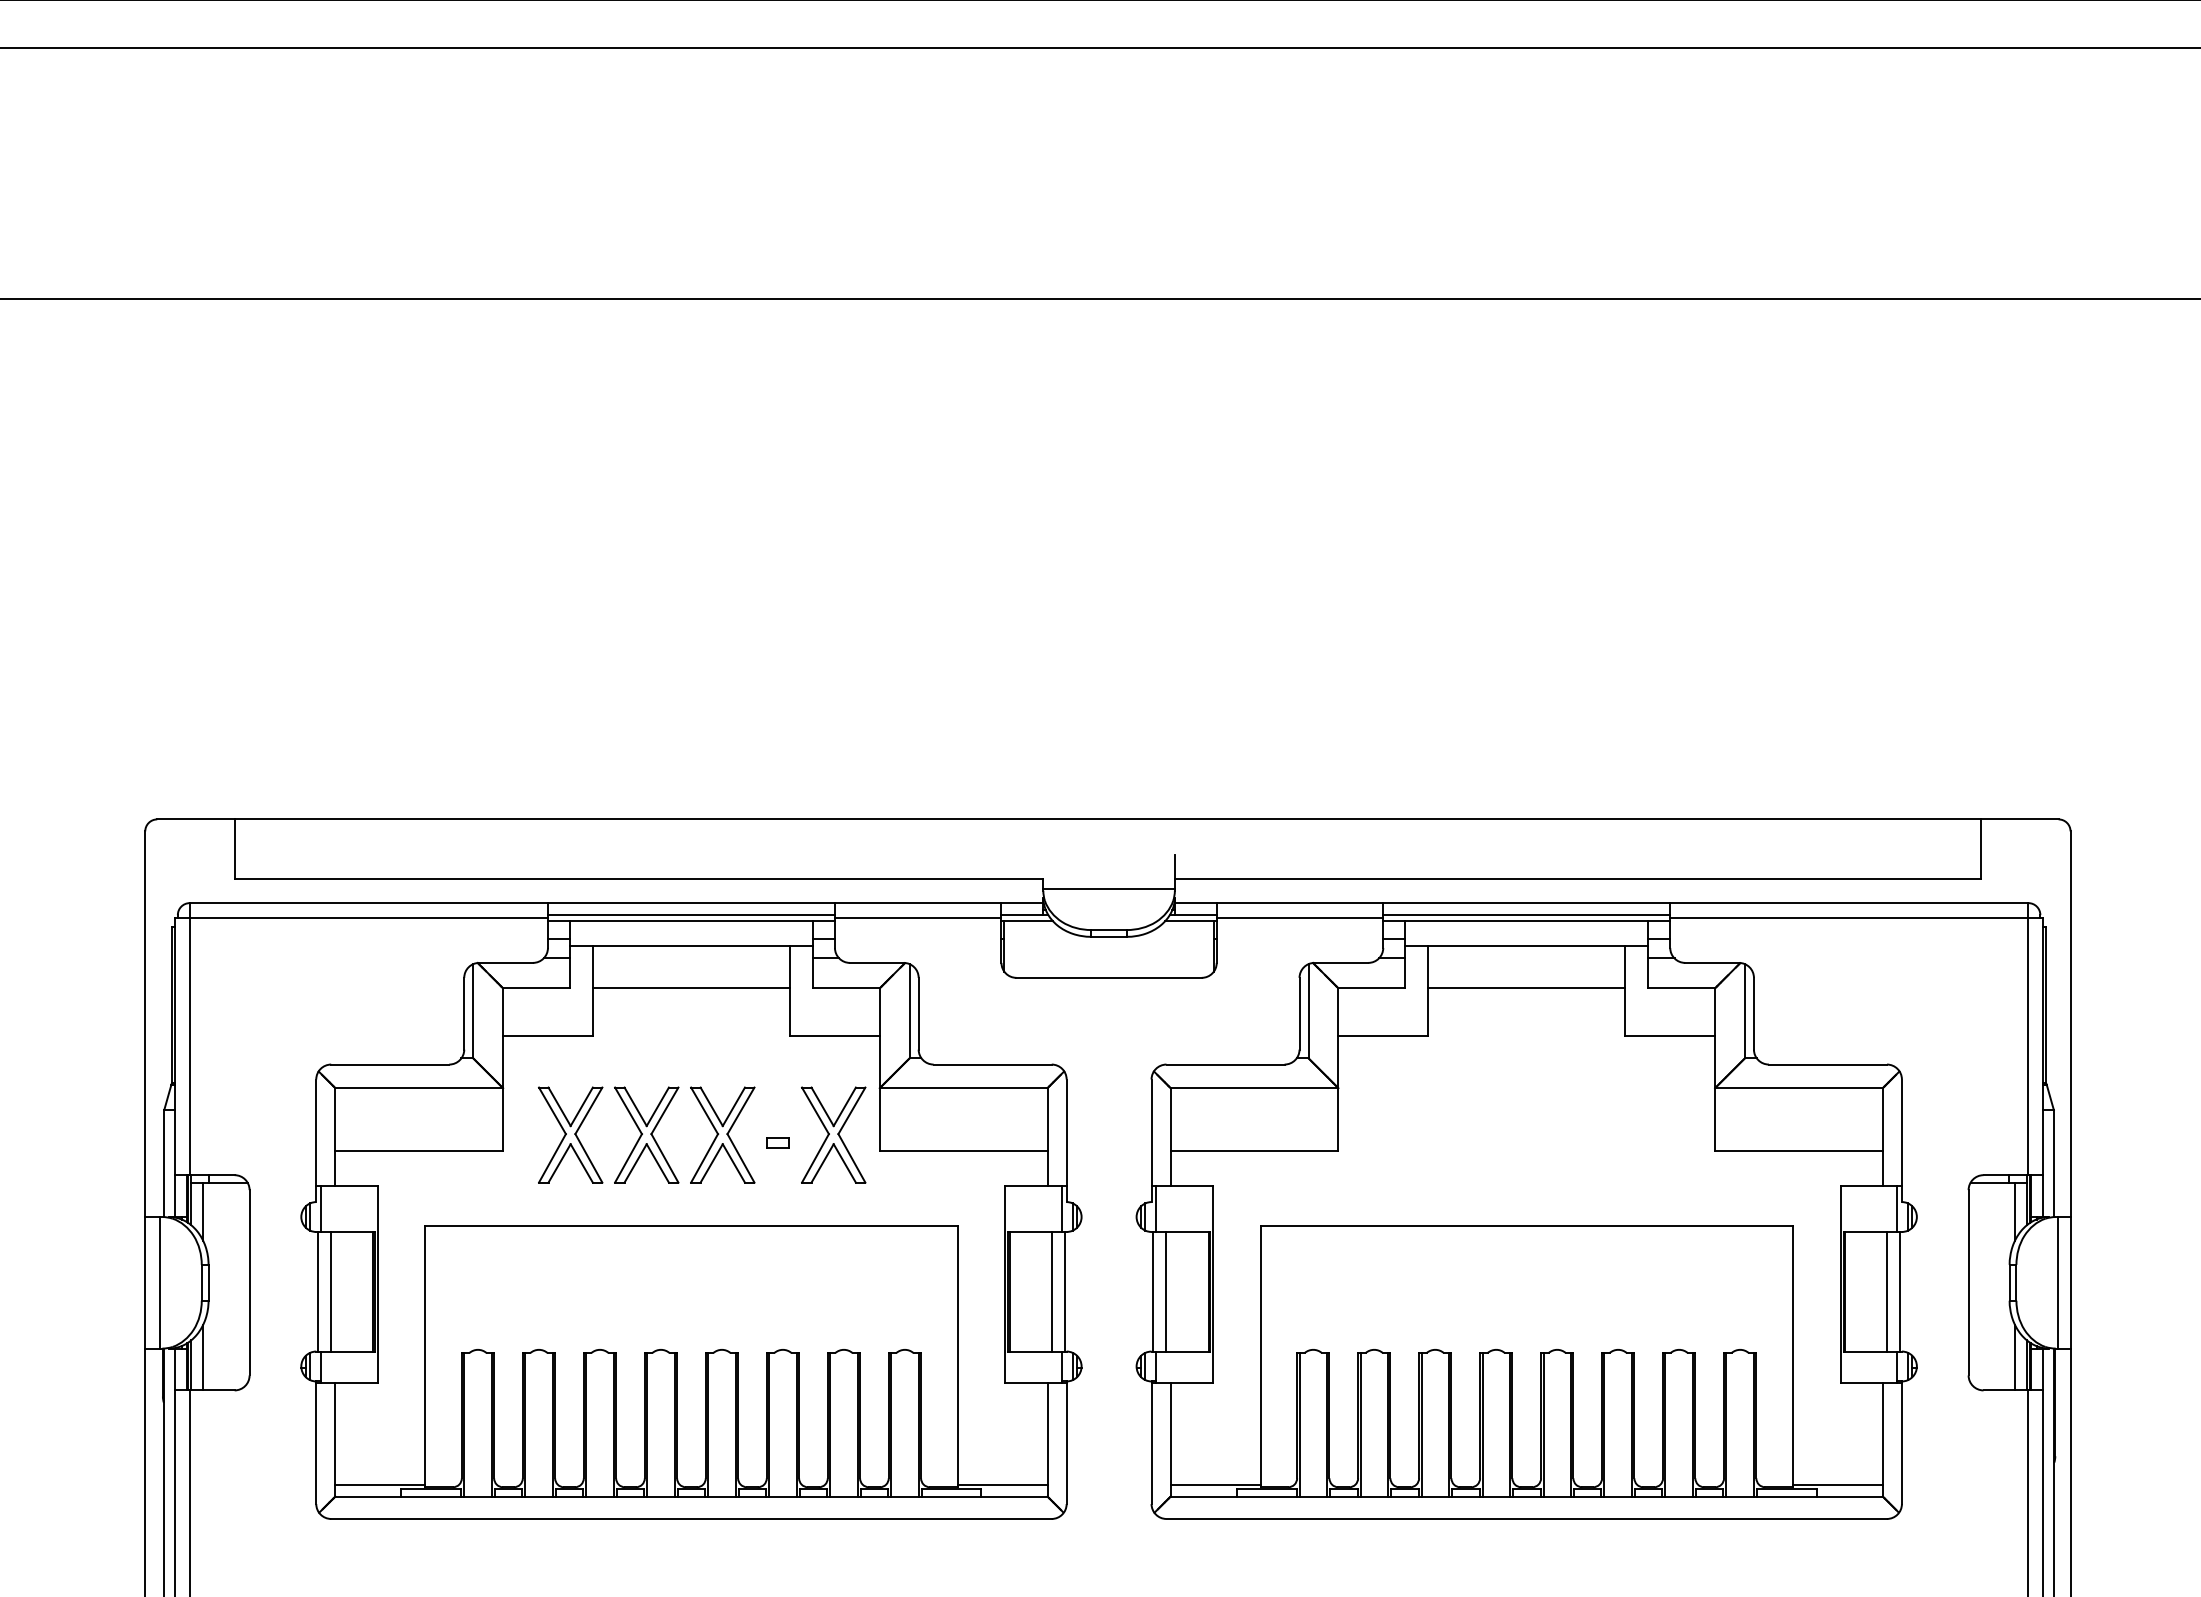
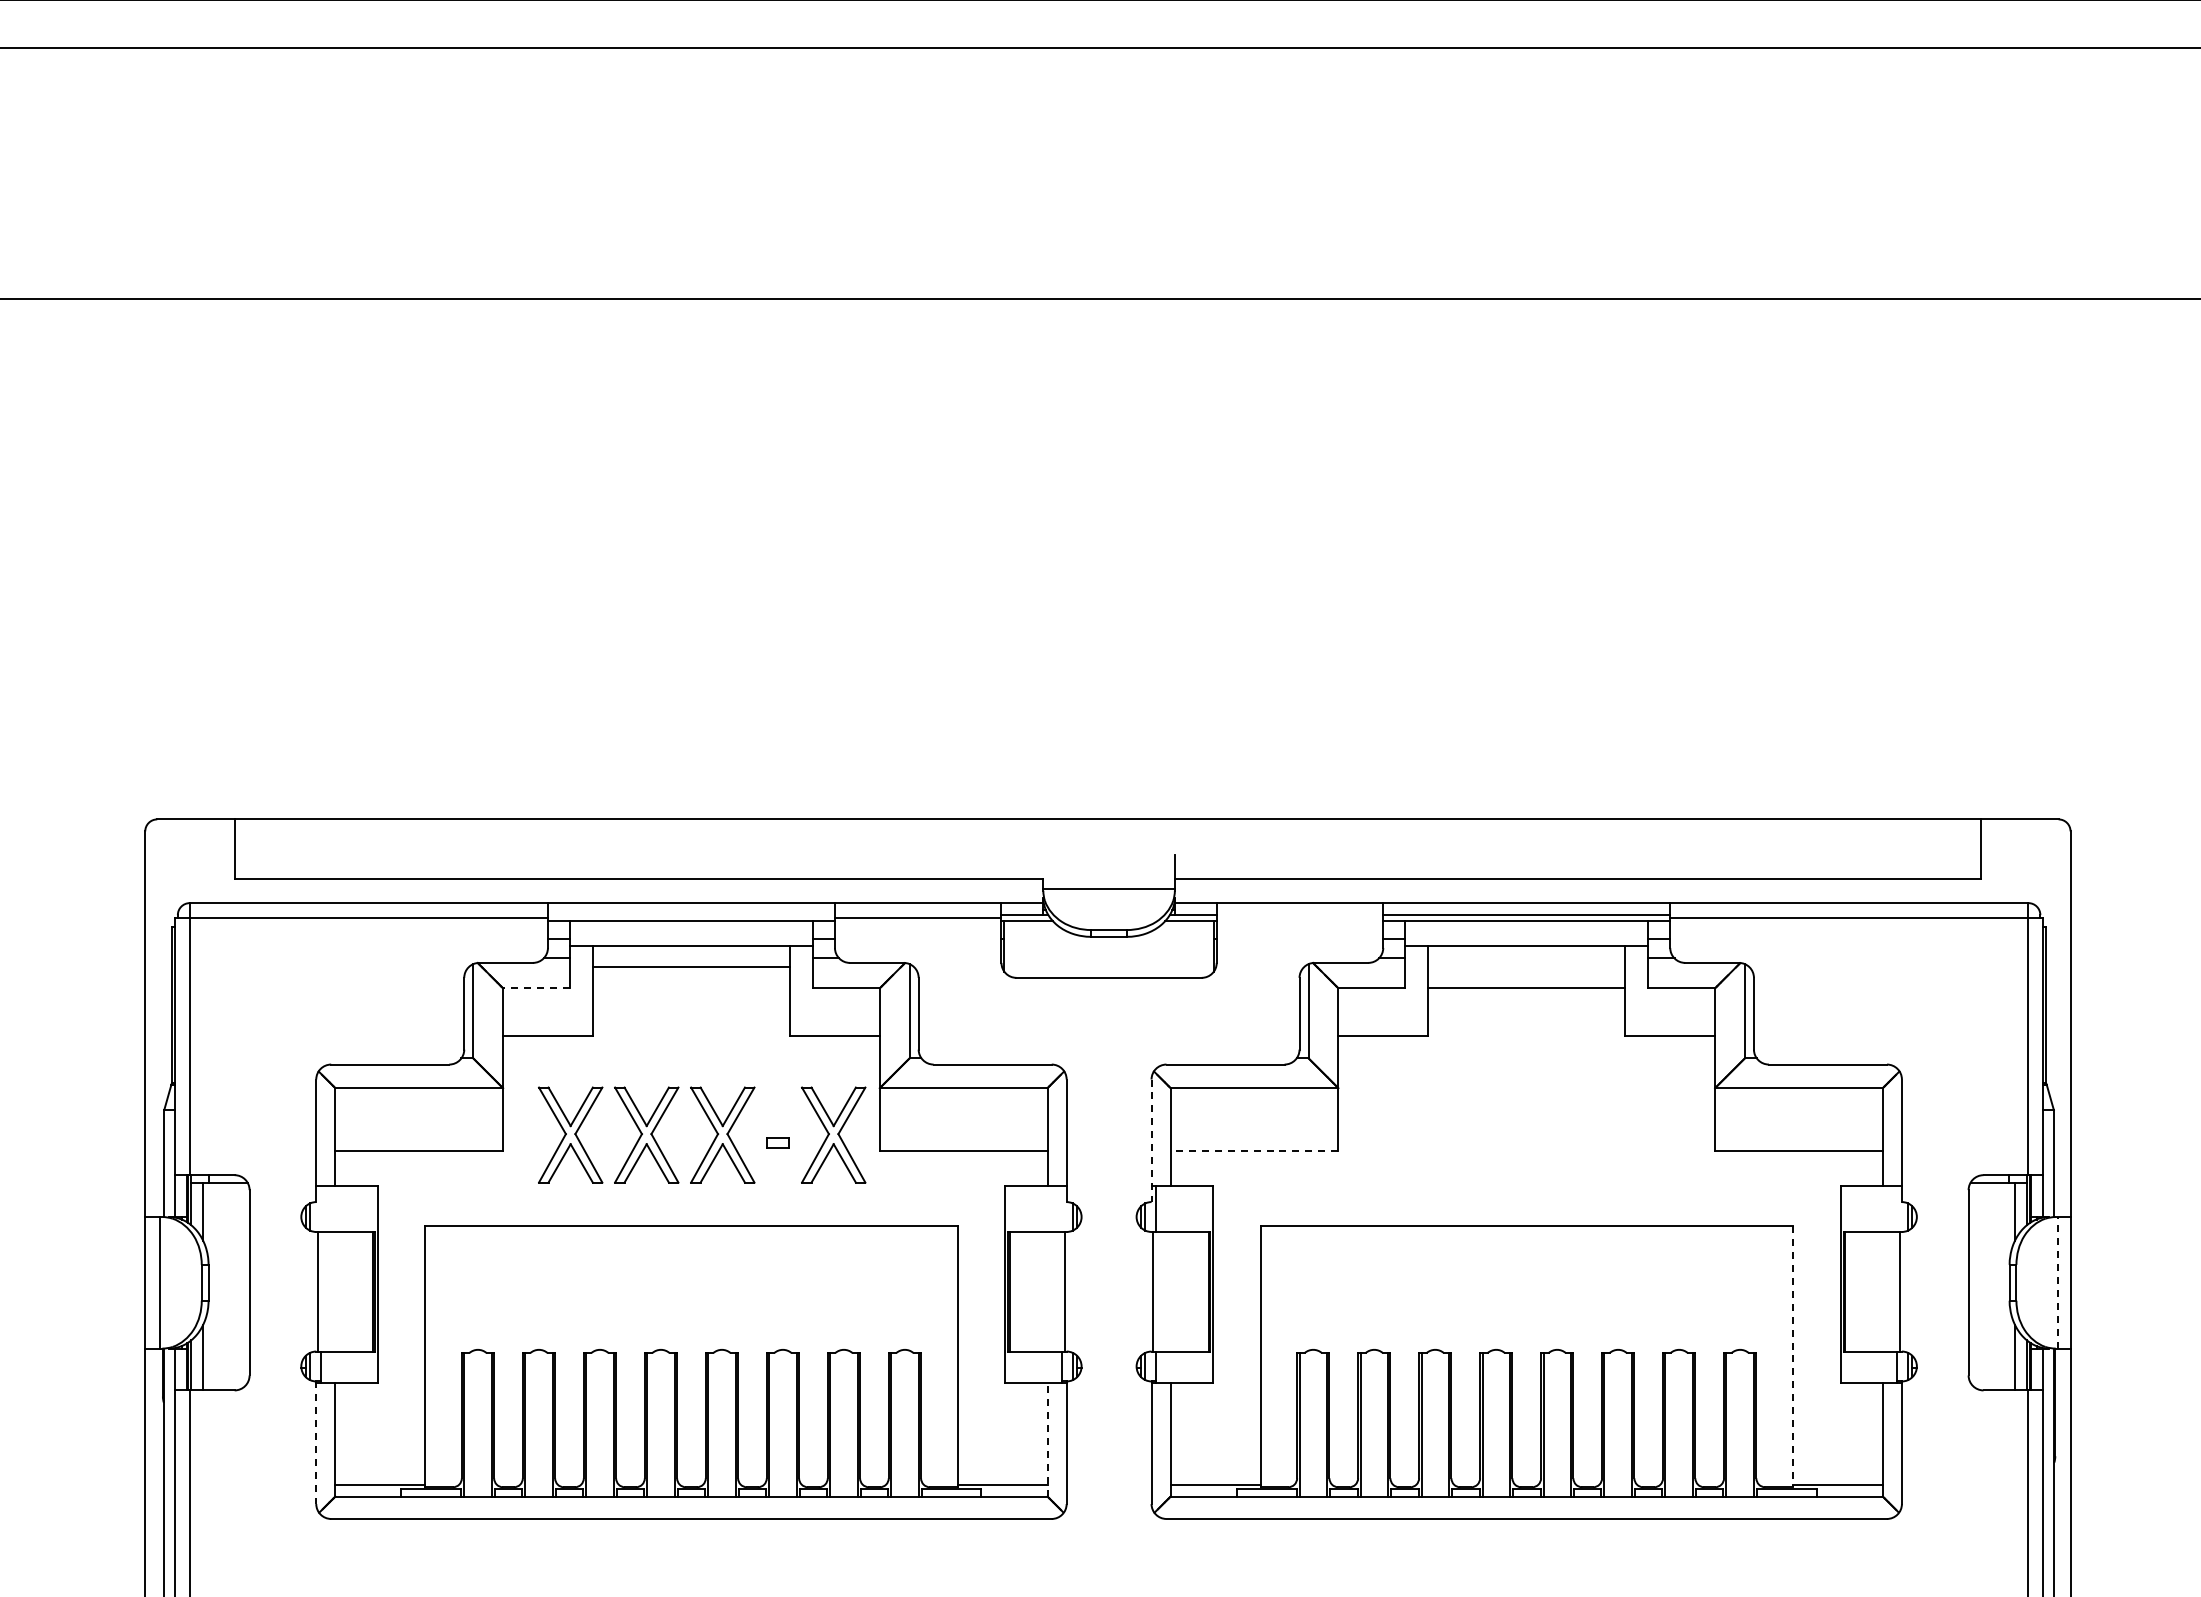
line: present -> none (690, 915)
line: present -> none (1299, 918)
line: solid -> dashed (536, 988)
line position: (691, 988) -> (691, 967) (691, 967)
line: solid -> dashed (1151, 1141)
line: solid -> dashed (1254, 1150)
line: present -> none (320, 1208)
line: present -> none (1062, 1208)
line: present -> none (1897, 1208)
line: solid -> dashed (2057, 1282)
line: present -> none (330, 1291)
line: present -> none (1052, 1291)
line: present -> none (1166, 1291)
line: present -> none (1887, 1291)
line: solid -> dashed (1792, 1356)
line: solid -> dashed (1047, 1439)
line: solid -> dashed (316, 1443)
